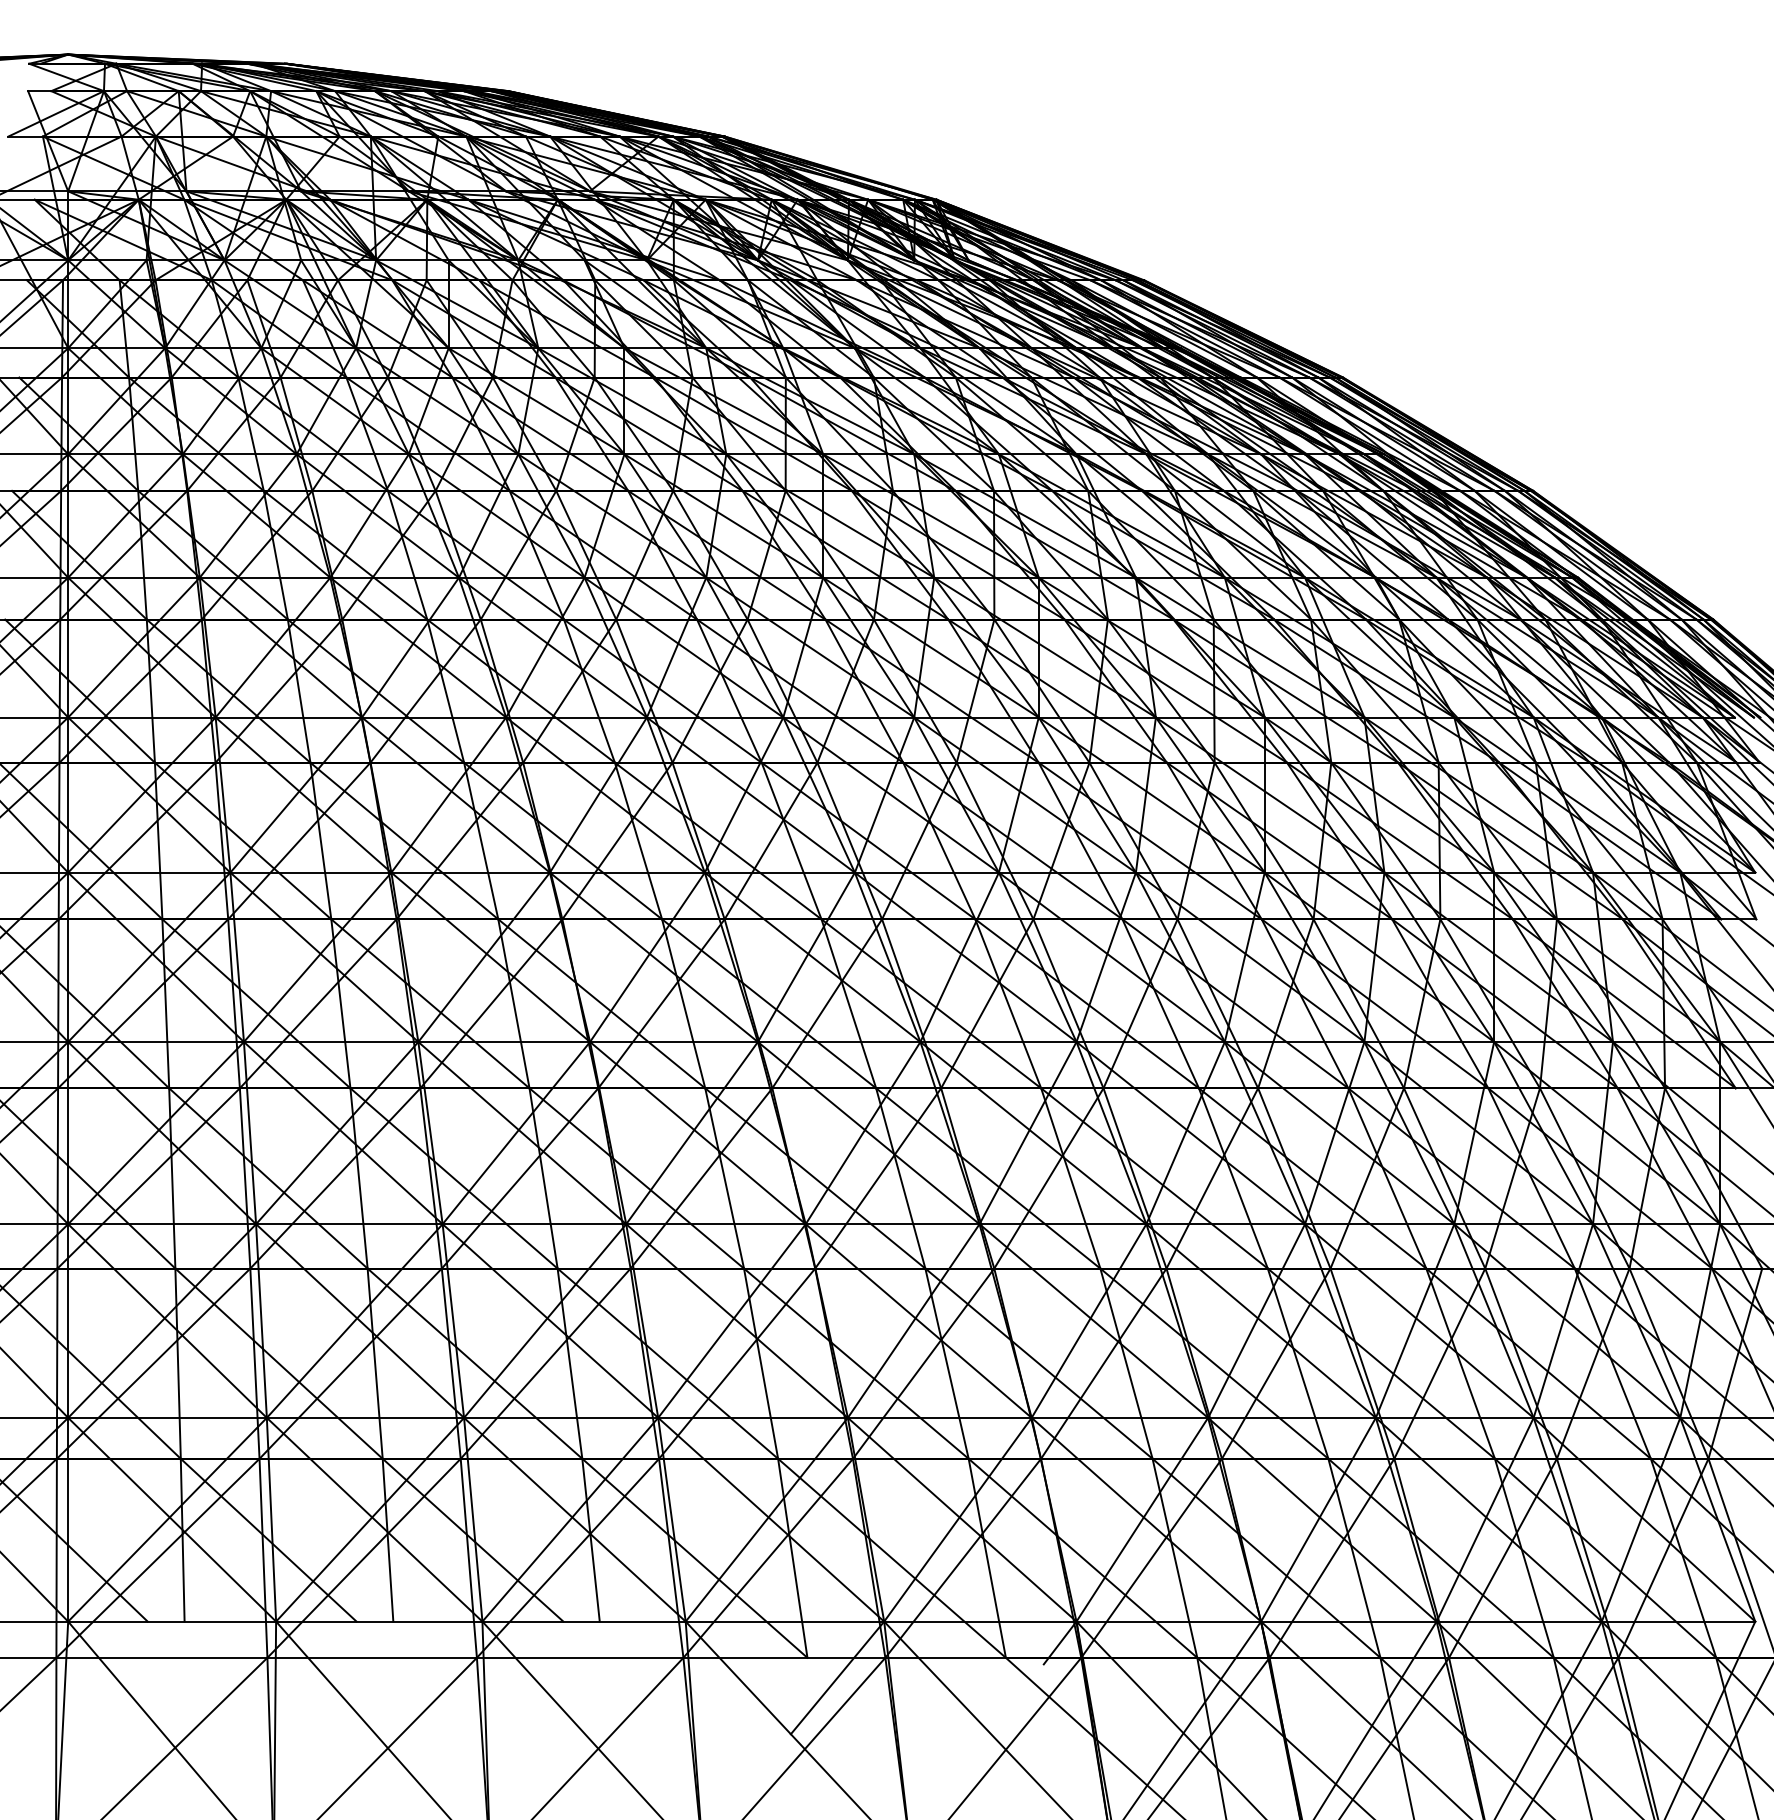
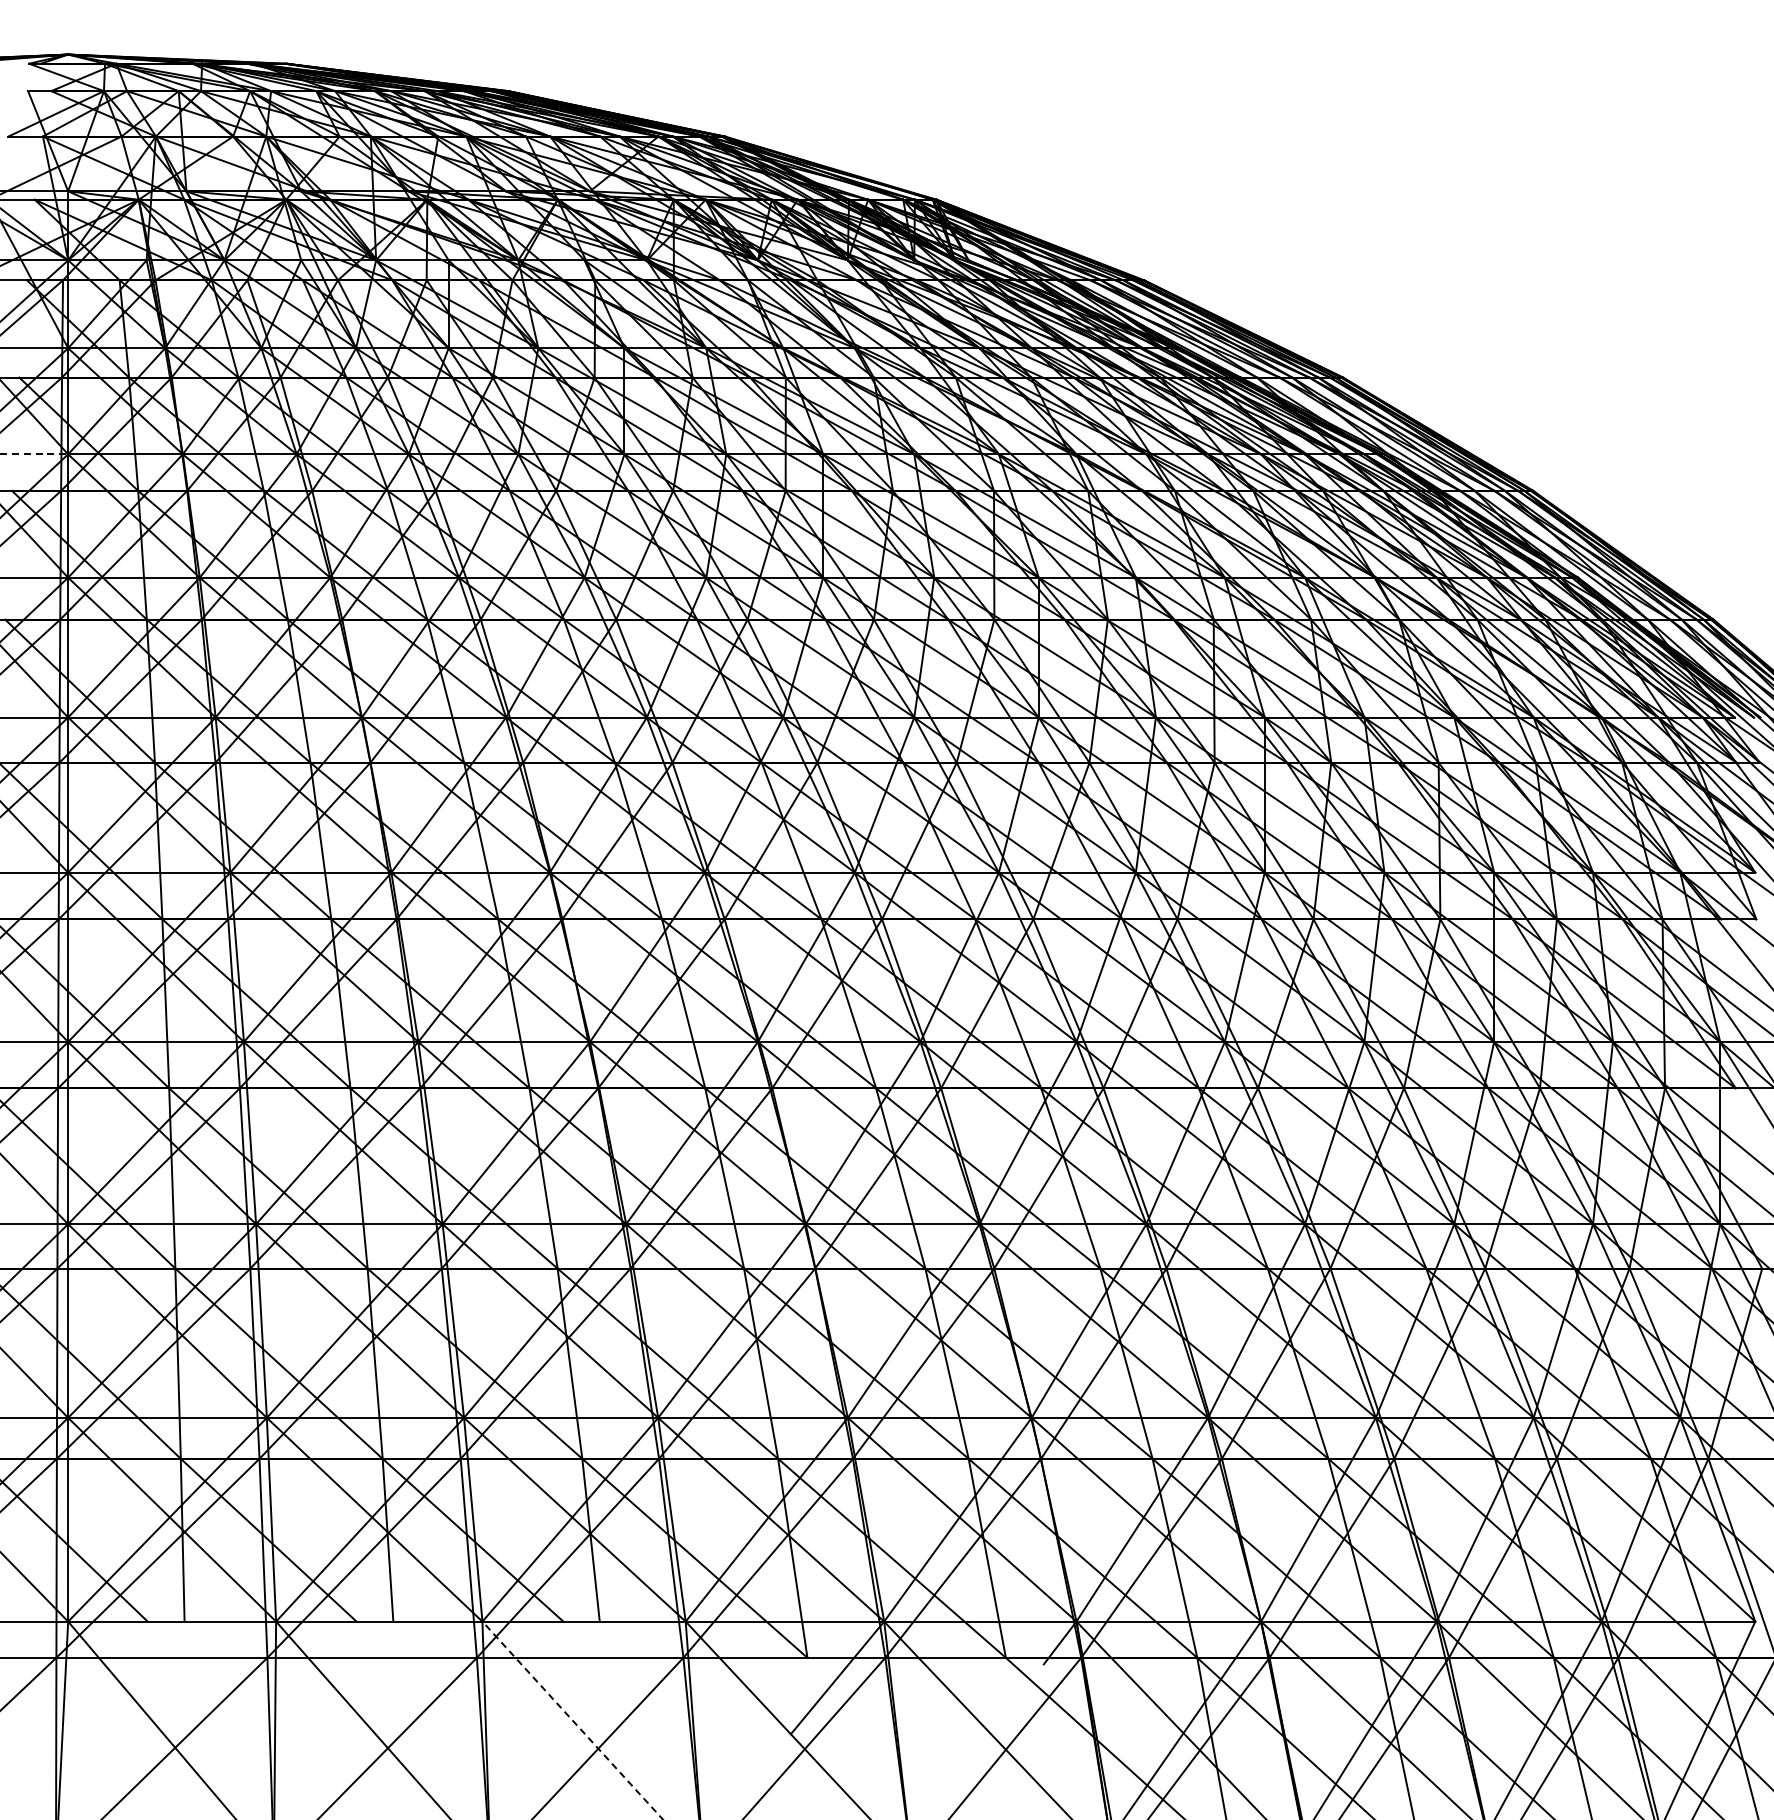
line: solid -> dashed (34, 454)
line: solid -> dashed (572, 1720)
